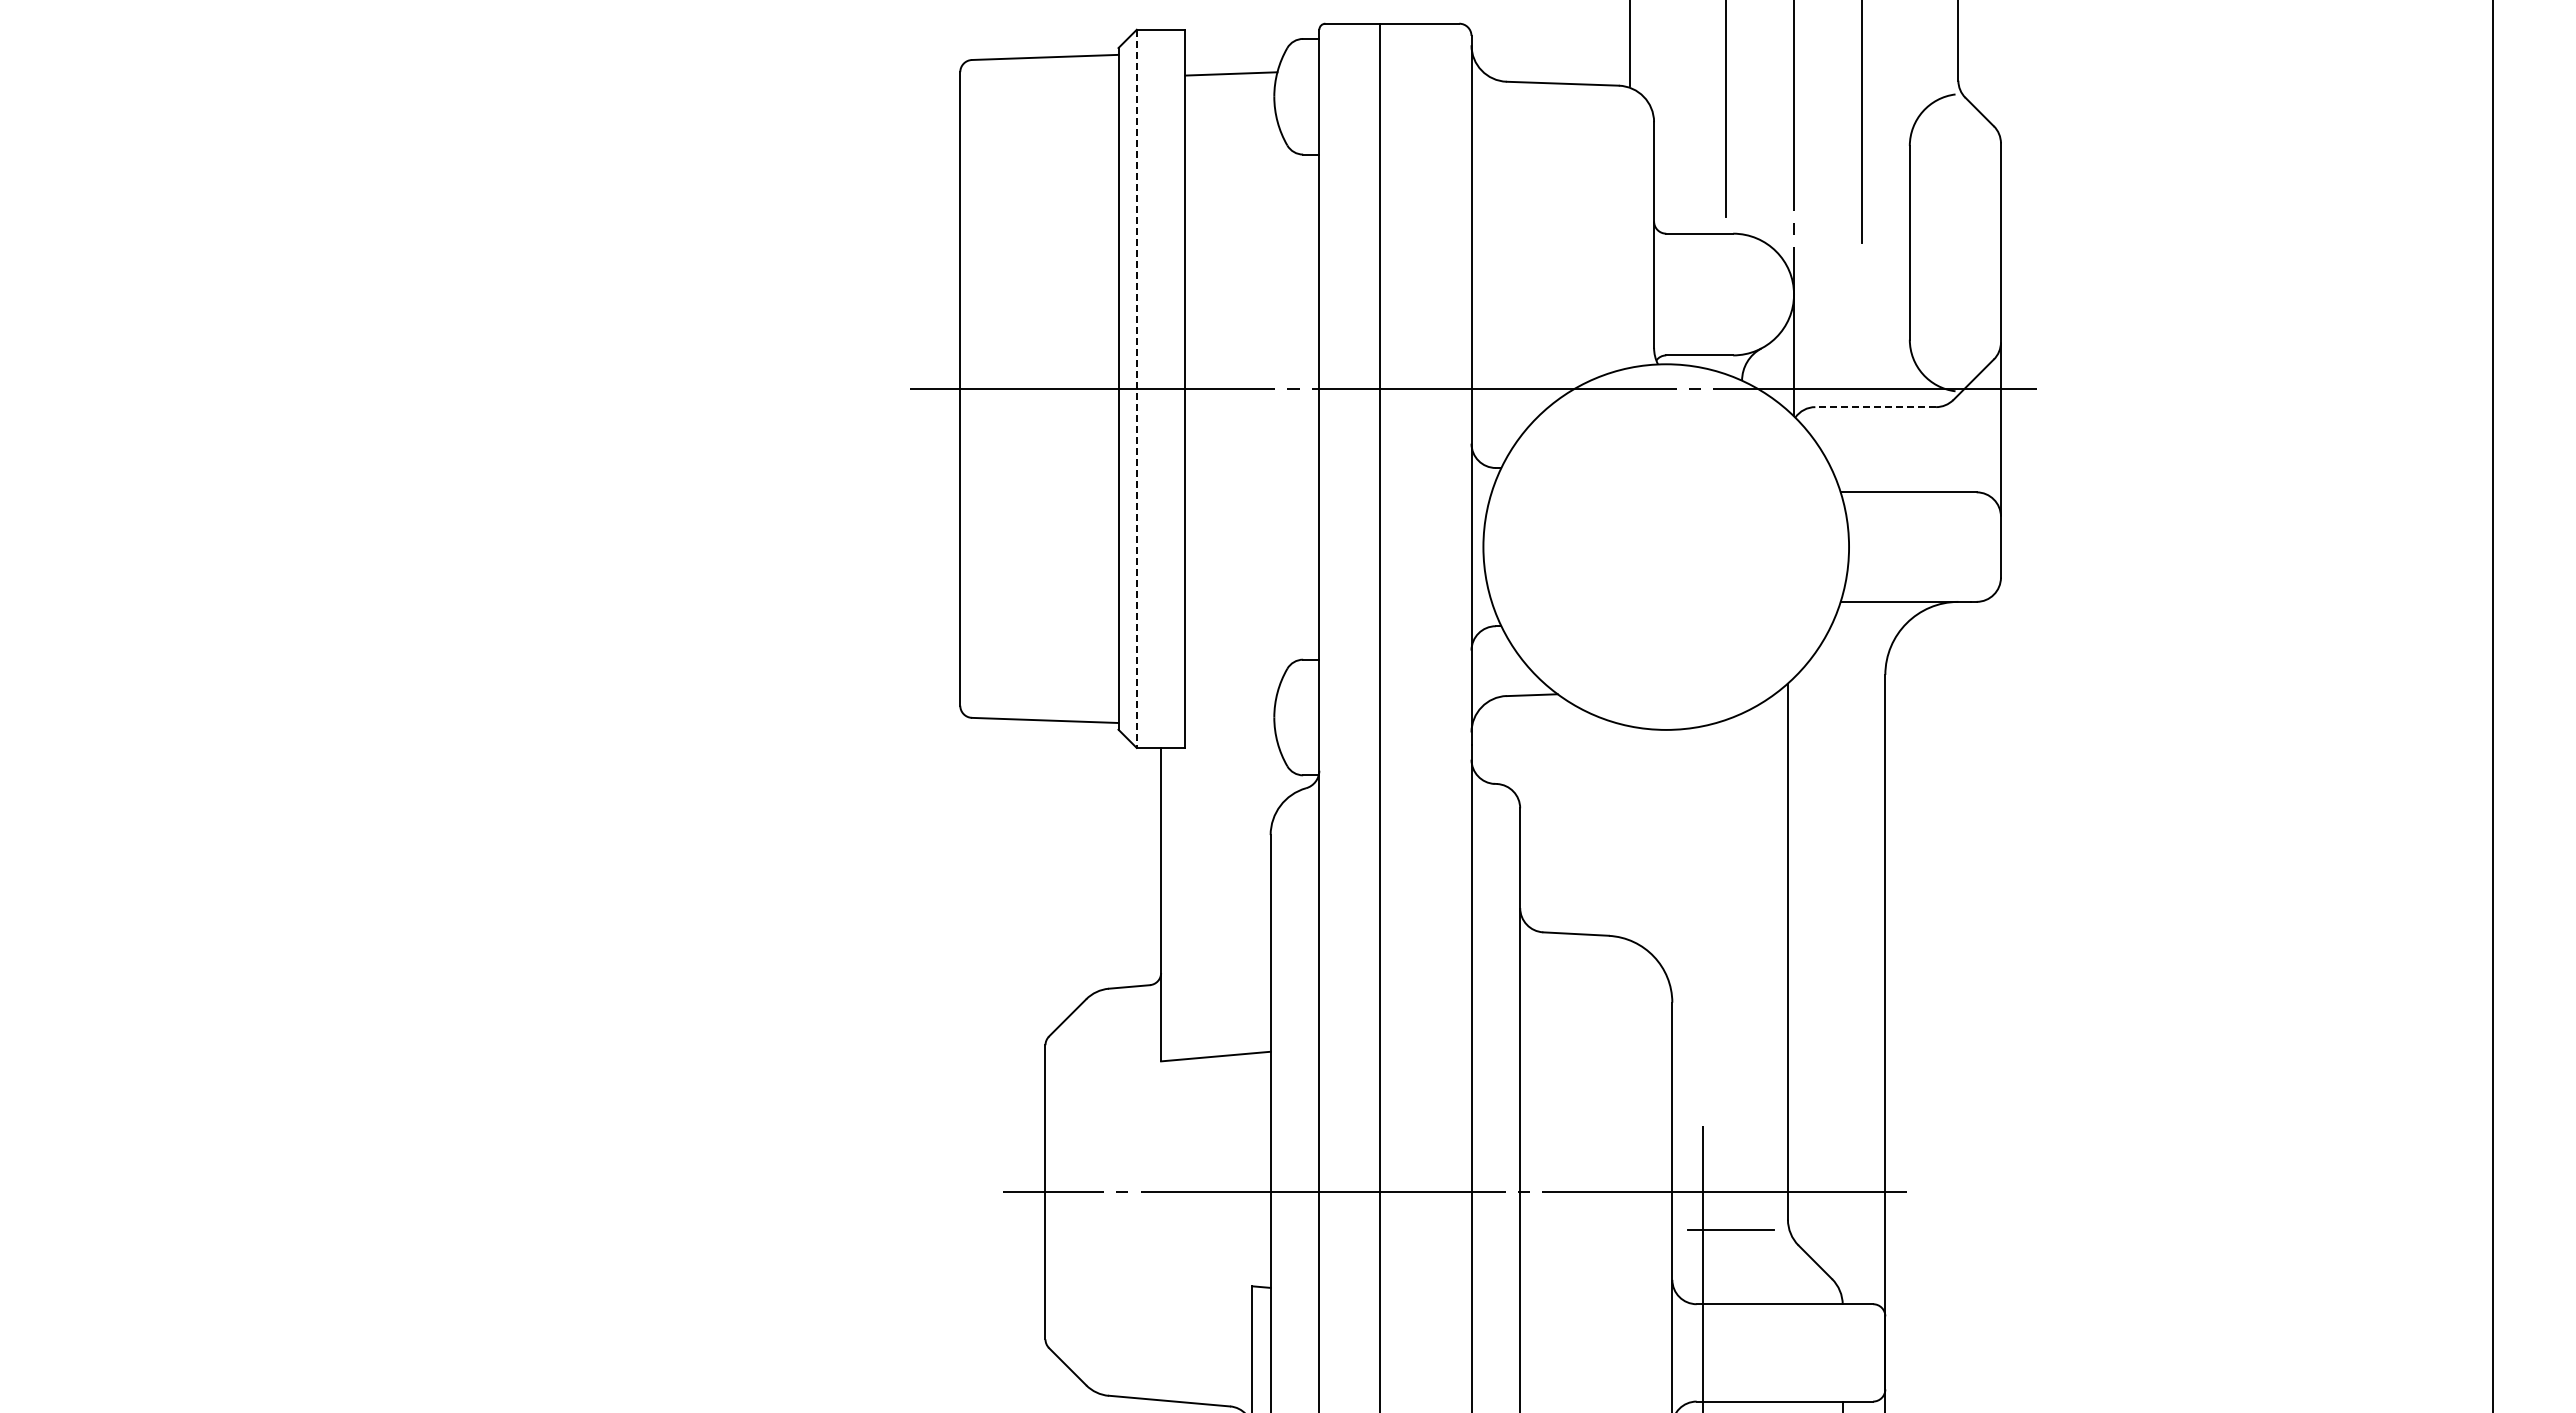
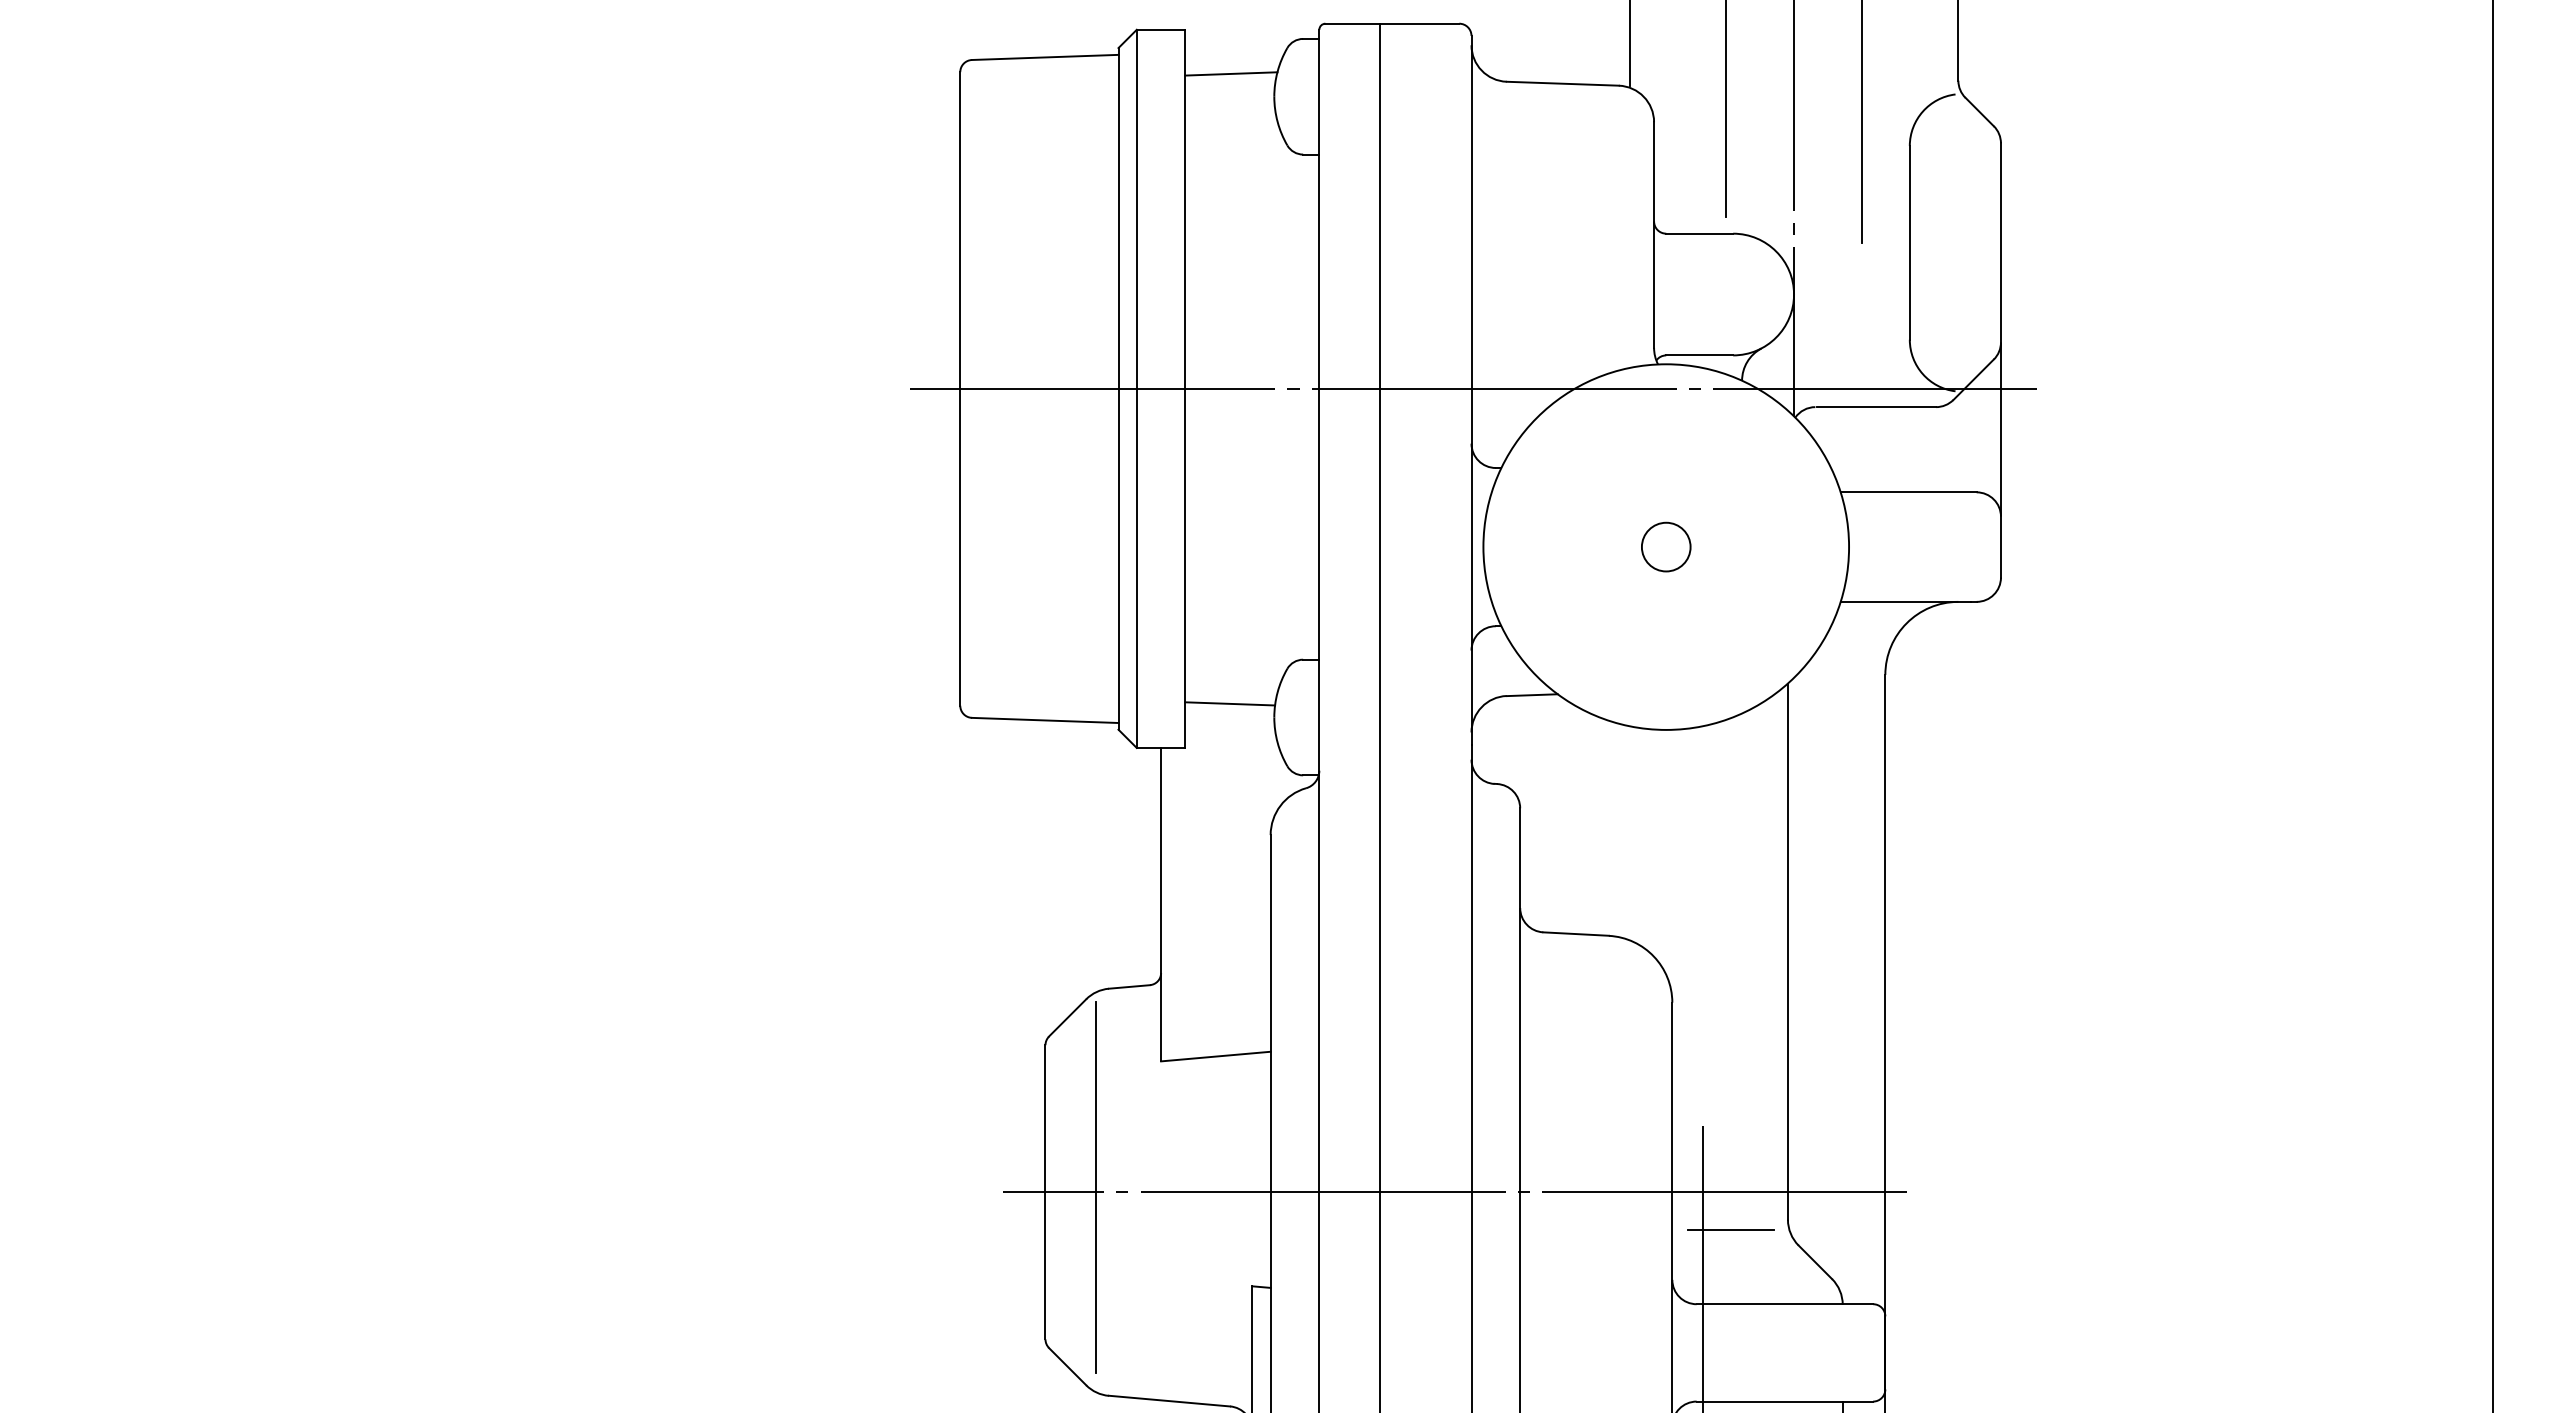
line: dashed -> solid (1136, 389)
line: dashed -> solid (1876, 407)
circle: none -> present (1666, 546)
line: none -> present (1230, 703)
line: none -> present (1095, 1186)
